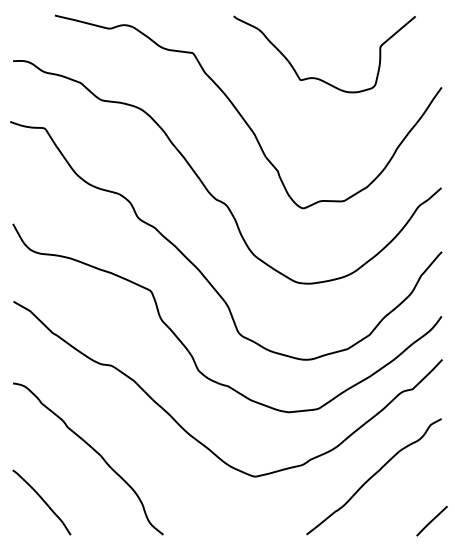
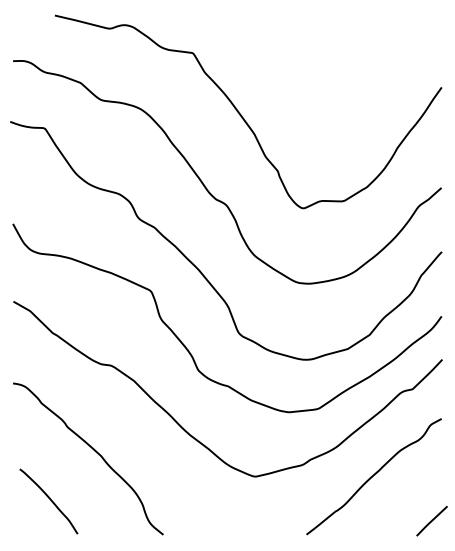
curve: present -> none (316, 77)
curve position: (42, 500) -> (49, 499) (49, 499)
